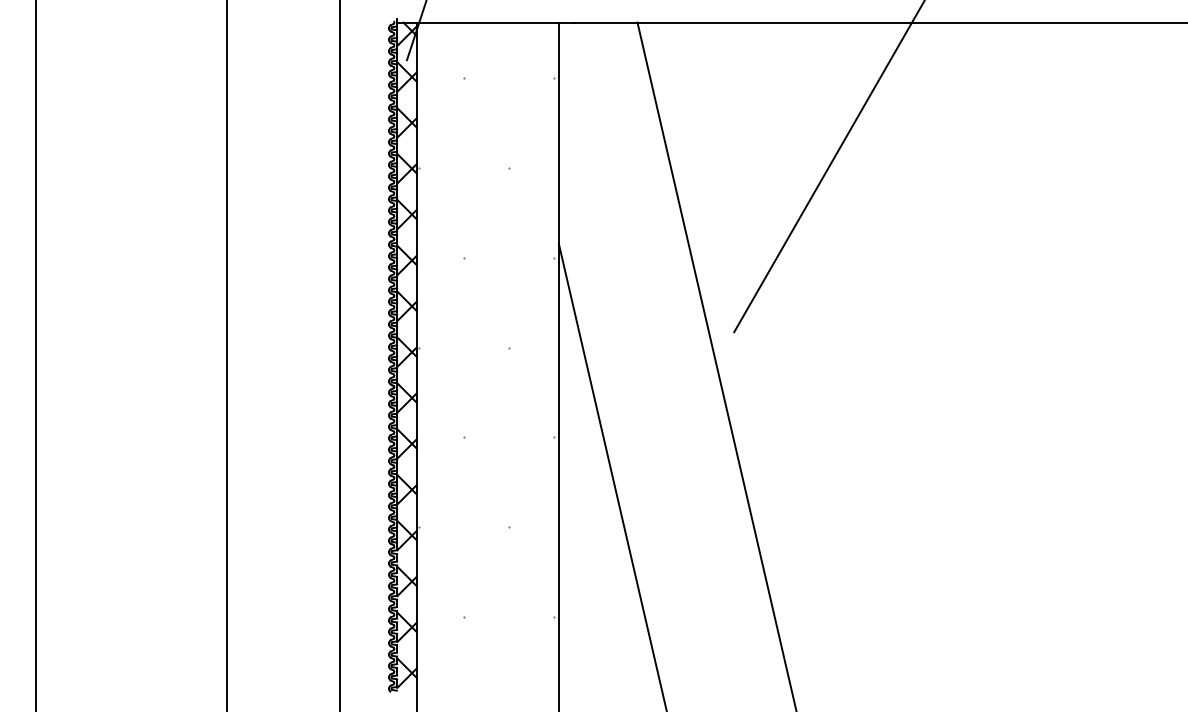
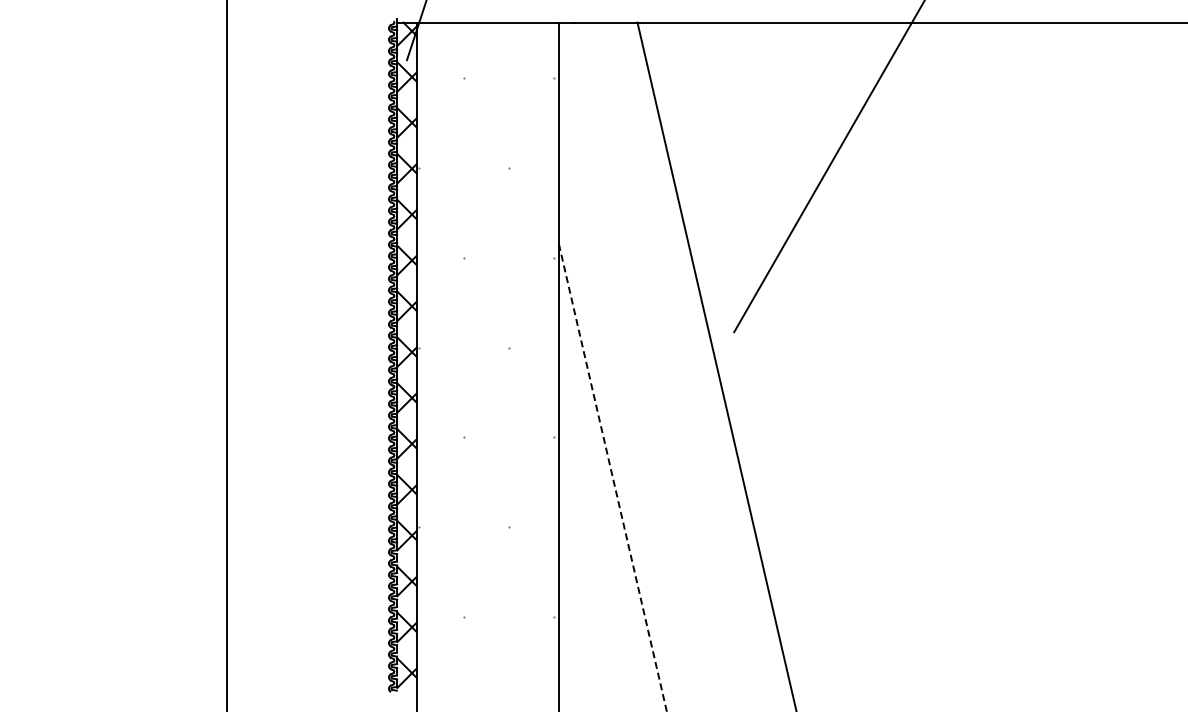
line: present -> none (35, 355)
line: present -> none (339, 355)
line: solid -> dashed (612, 477)
